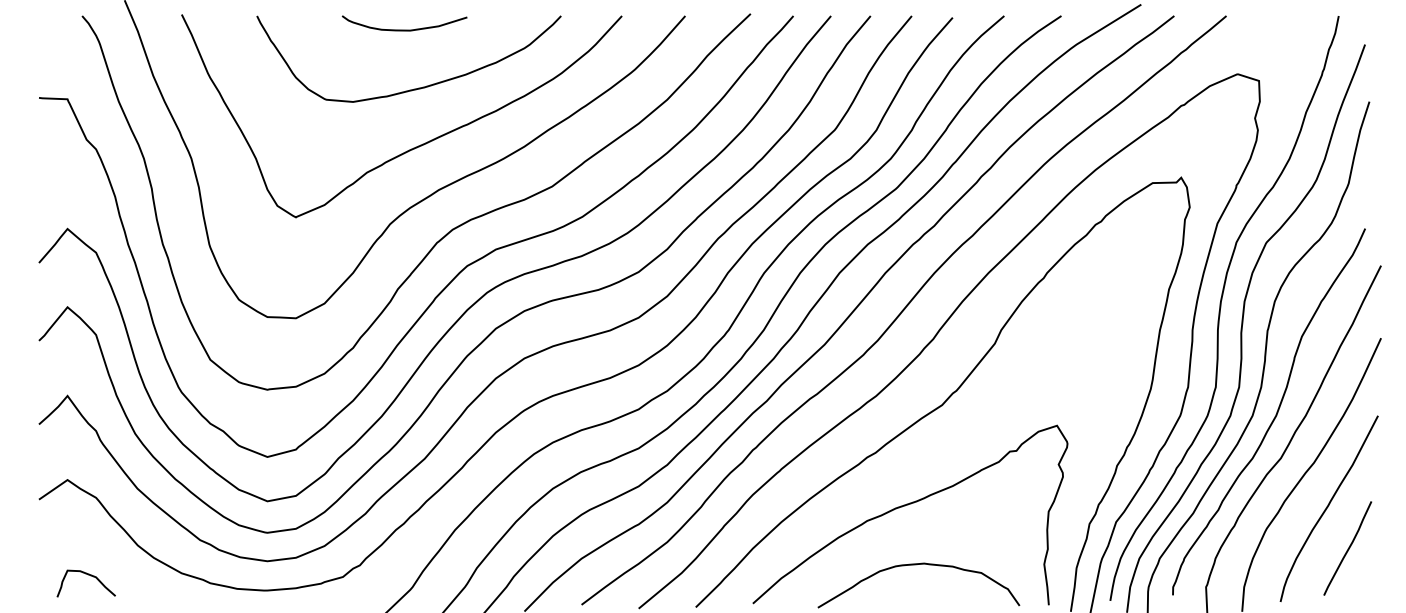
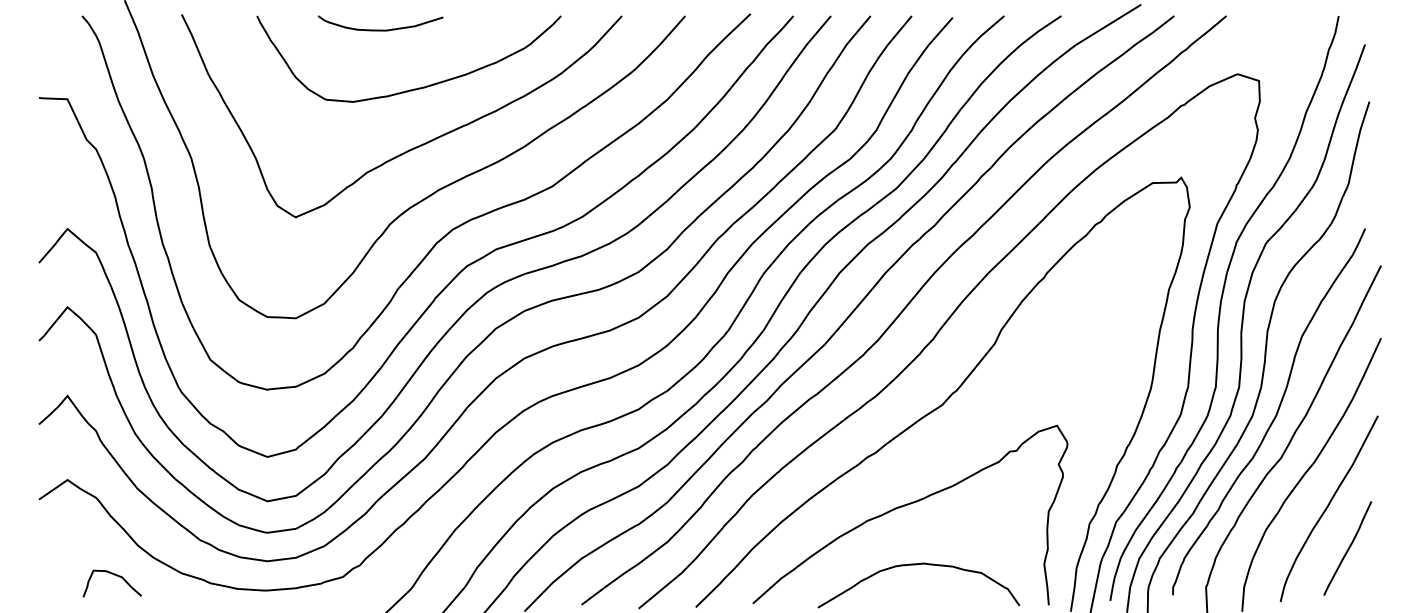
curve position: (404, 29) -> (380, 29) (380, 29)
curve position: (88, 575) -> (114, 575) (114, 575)
